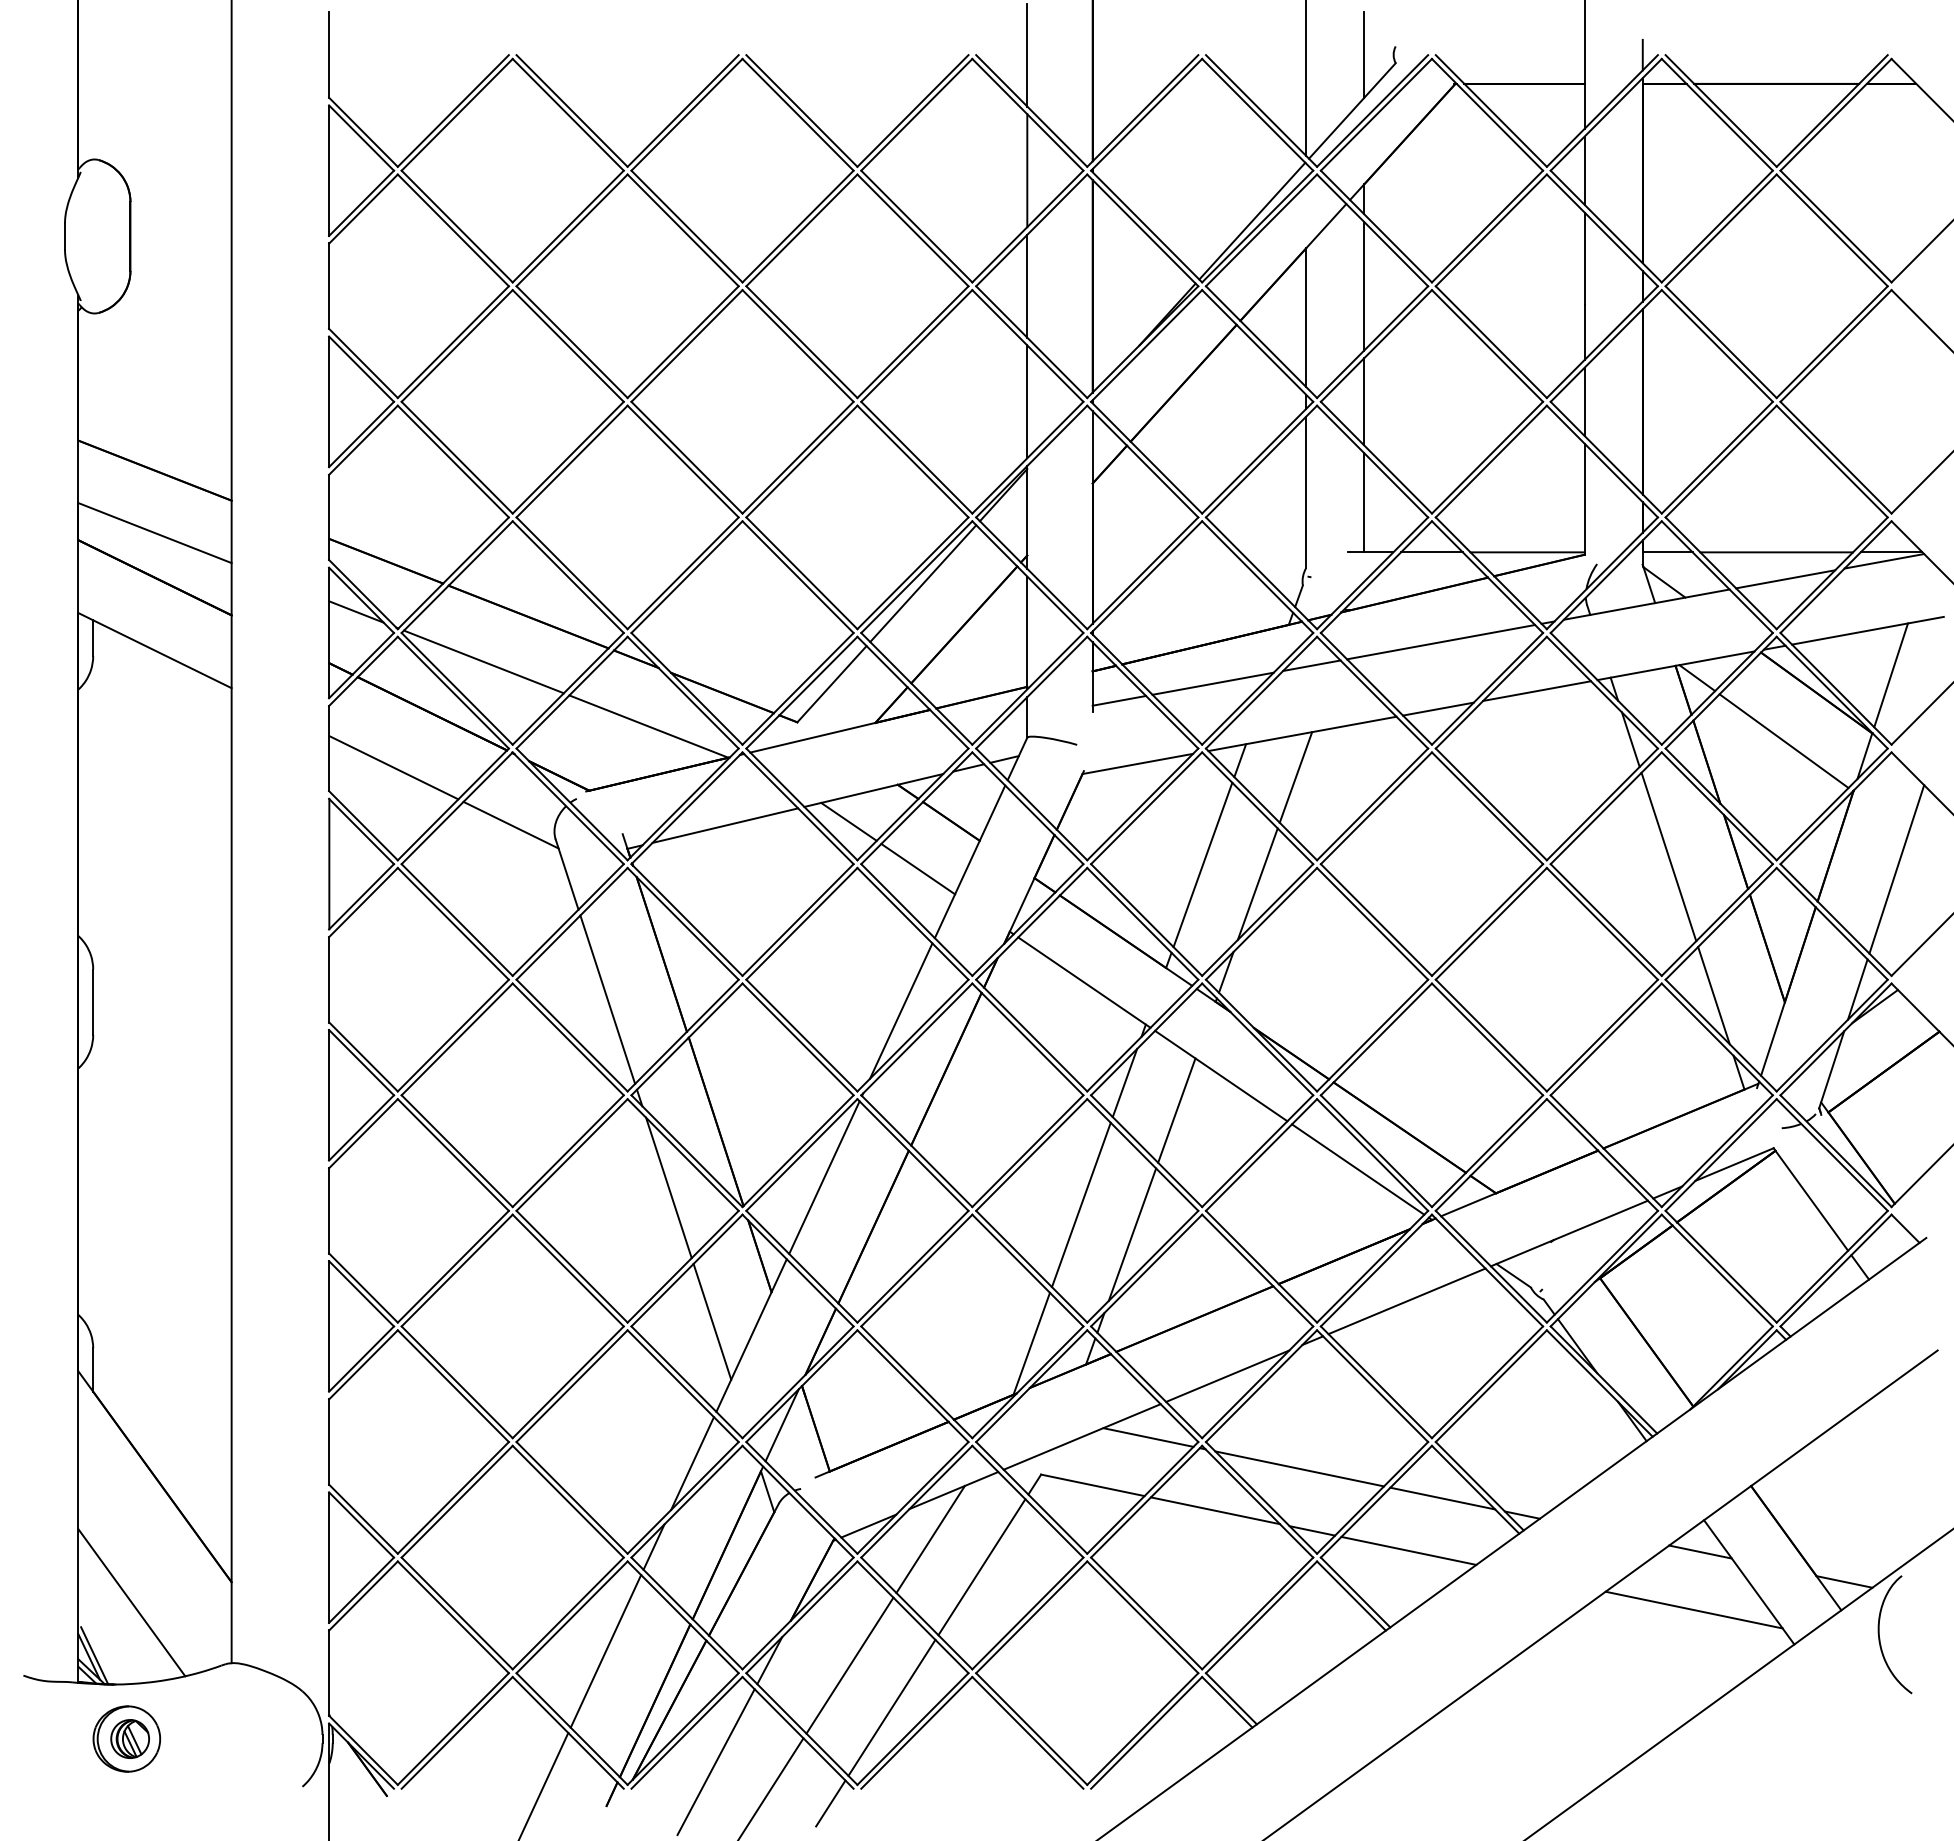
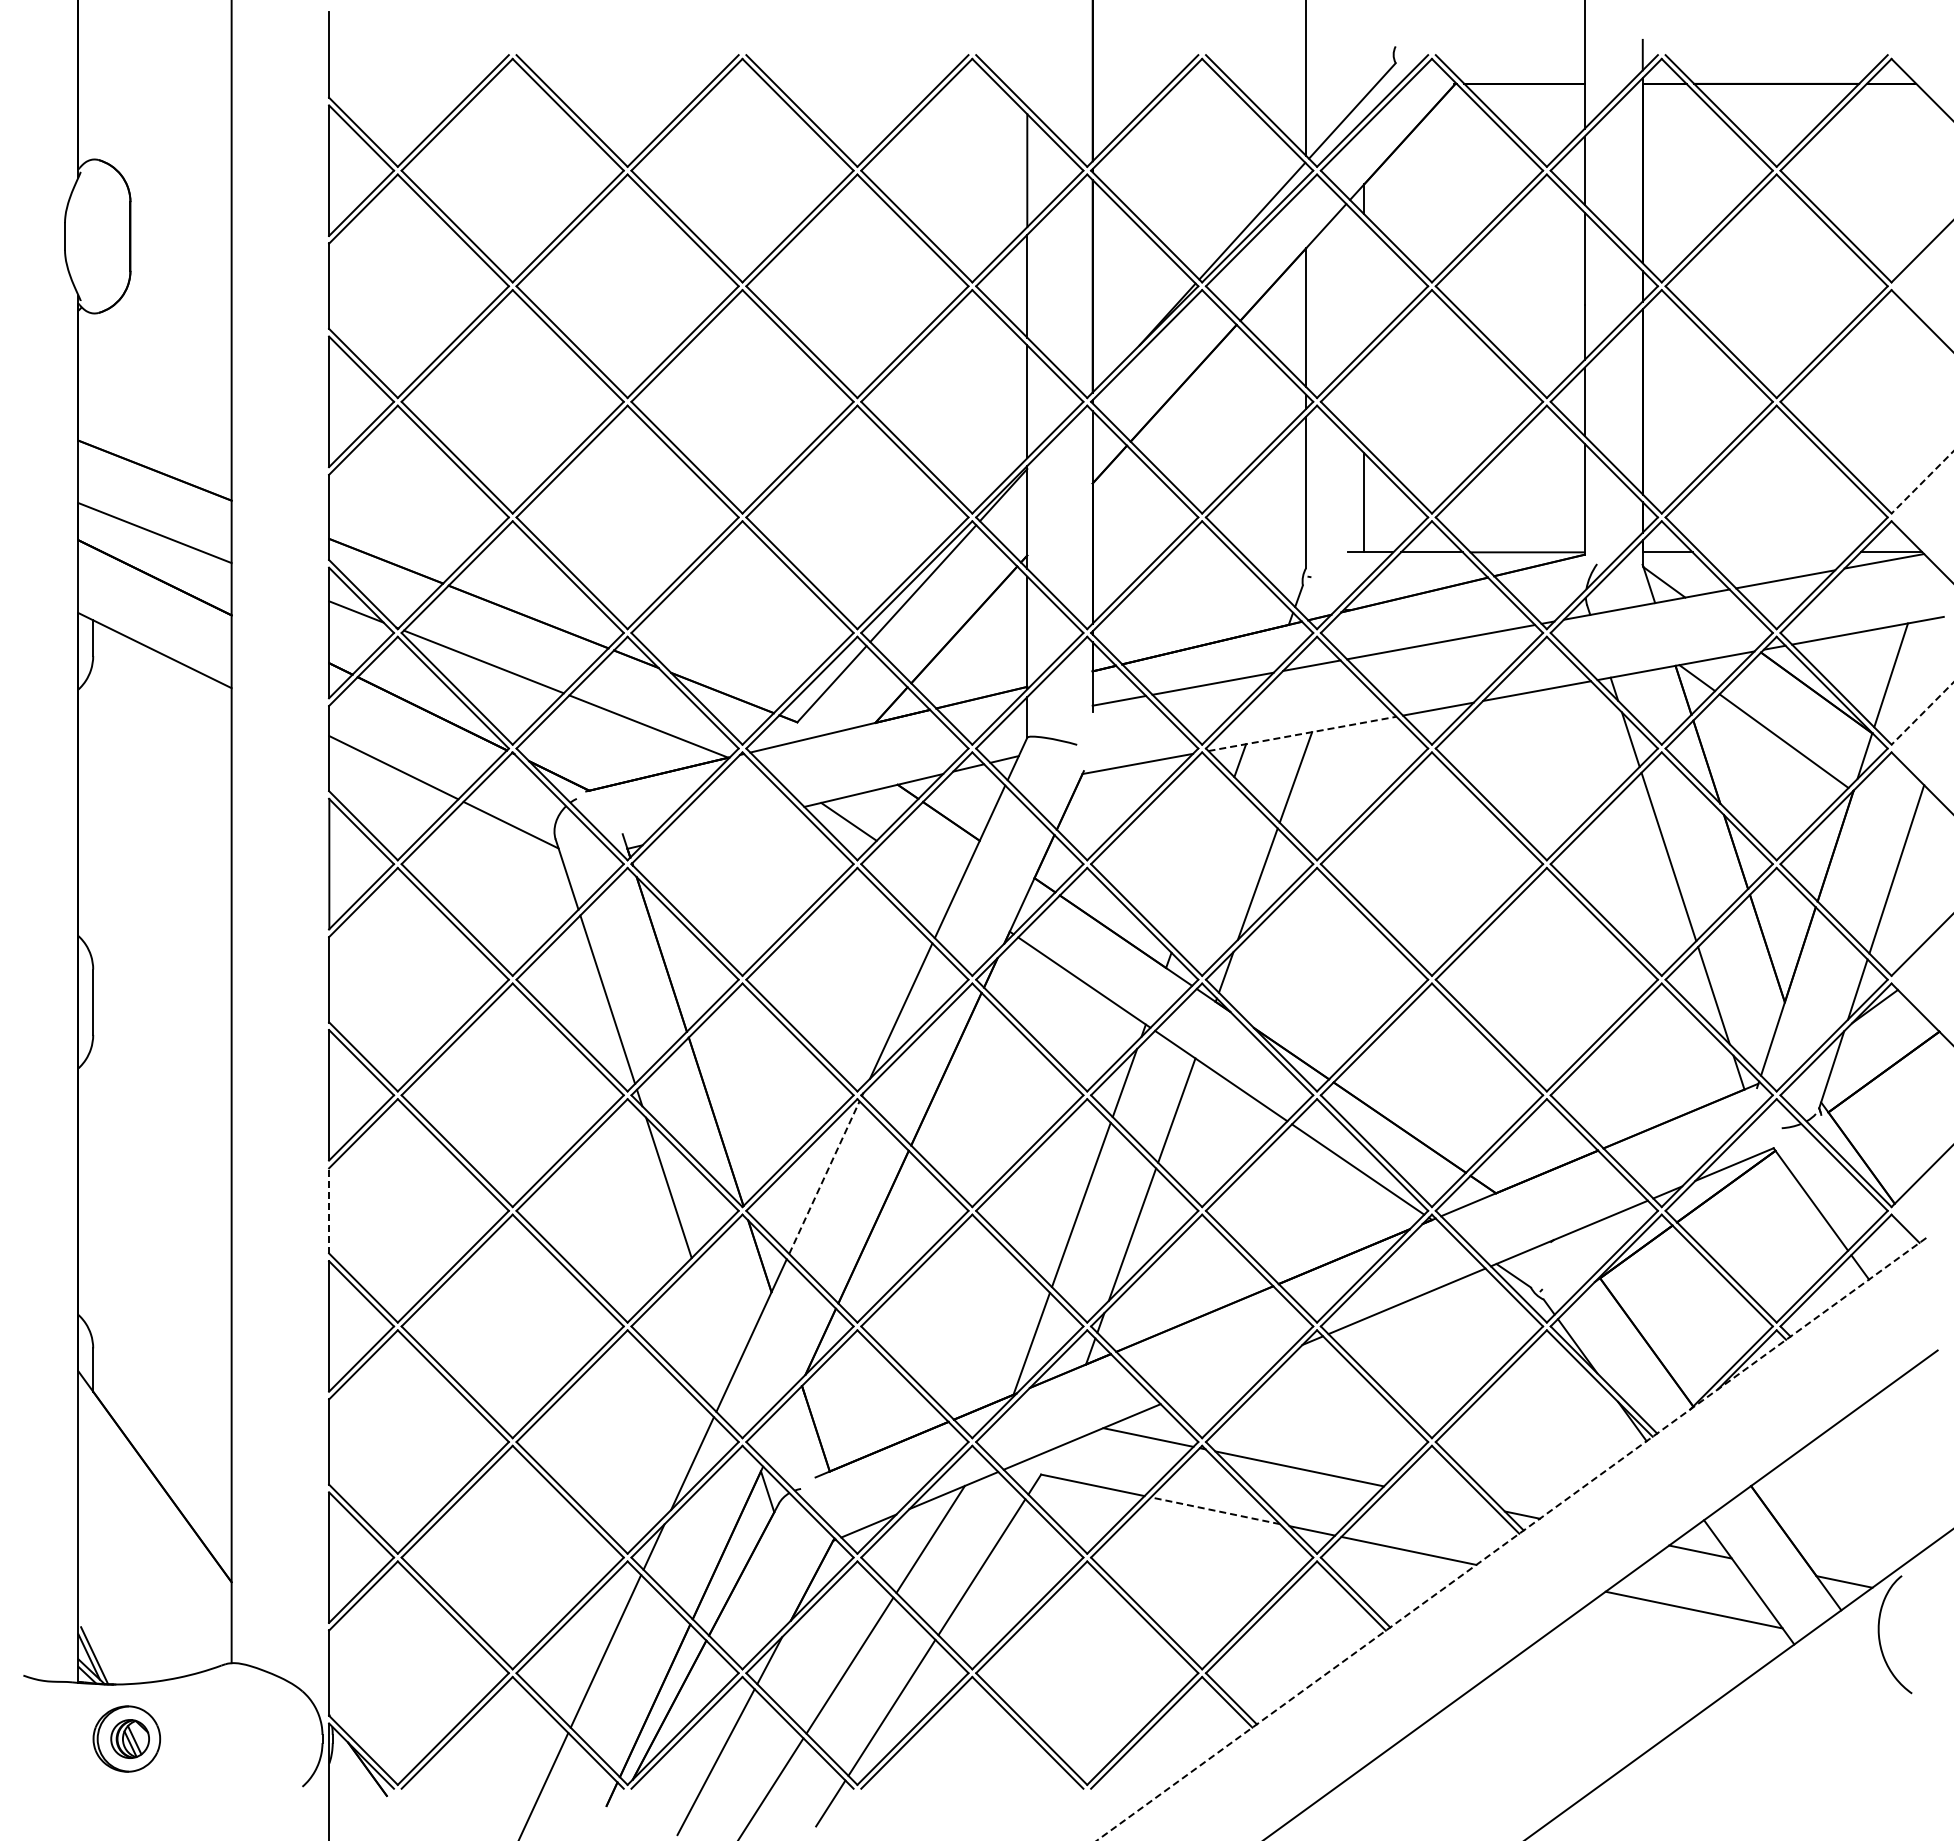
line: present -> none (1027, 54)
line: present -> none (1364, 54)
line: present -> none (1364, 286)
line: present -> none (1364, 401)
line: solid -> dashed (1922, 482)
line: present -> none (1776, 552)
line: solid -> dashed (1922, 713)
line: solid -> dashed (1302, 733)
line: present -> none (725, 825)
line: present -> none (1202, 864)
line: present -> none (918, 868)
line: solid -> dashed (824, 1177)
line: solid -> dashed (329, 1210)
line: present -> none (712, 1321)
line: present -> none (1227, 1375)
line: present -> none (781, 1425)
line: present -> none (1442, 1498)
line: solid -> dashed (1215, 1510)
line: solid -> dashed (1511, 1539)
line: present -> none (131, 1602)
